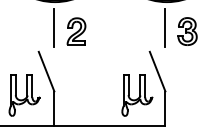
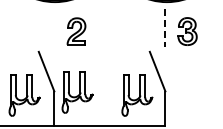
line: present -> none (54, 27)
line: solid -> dashed (165, 28)
part: none -> present (77, 92)
